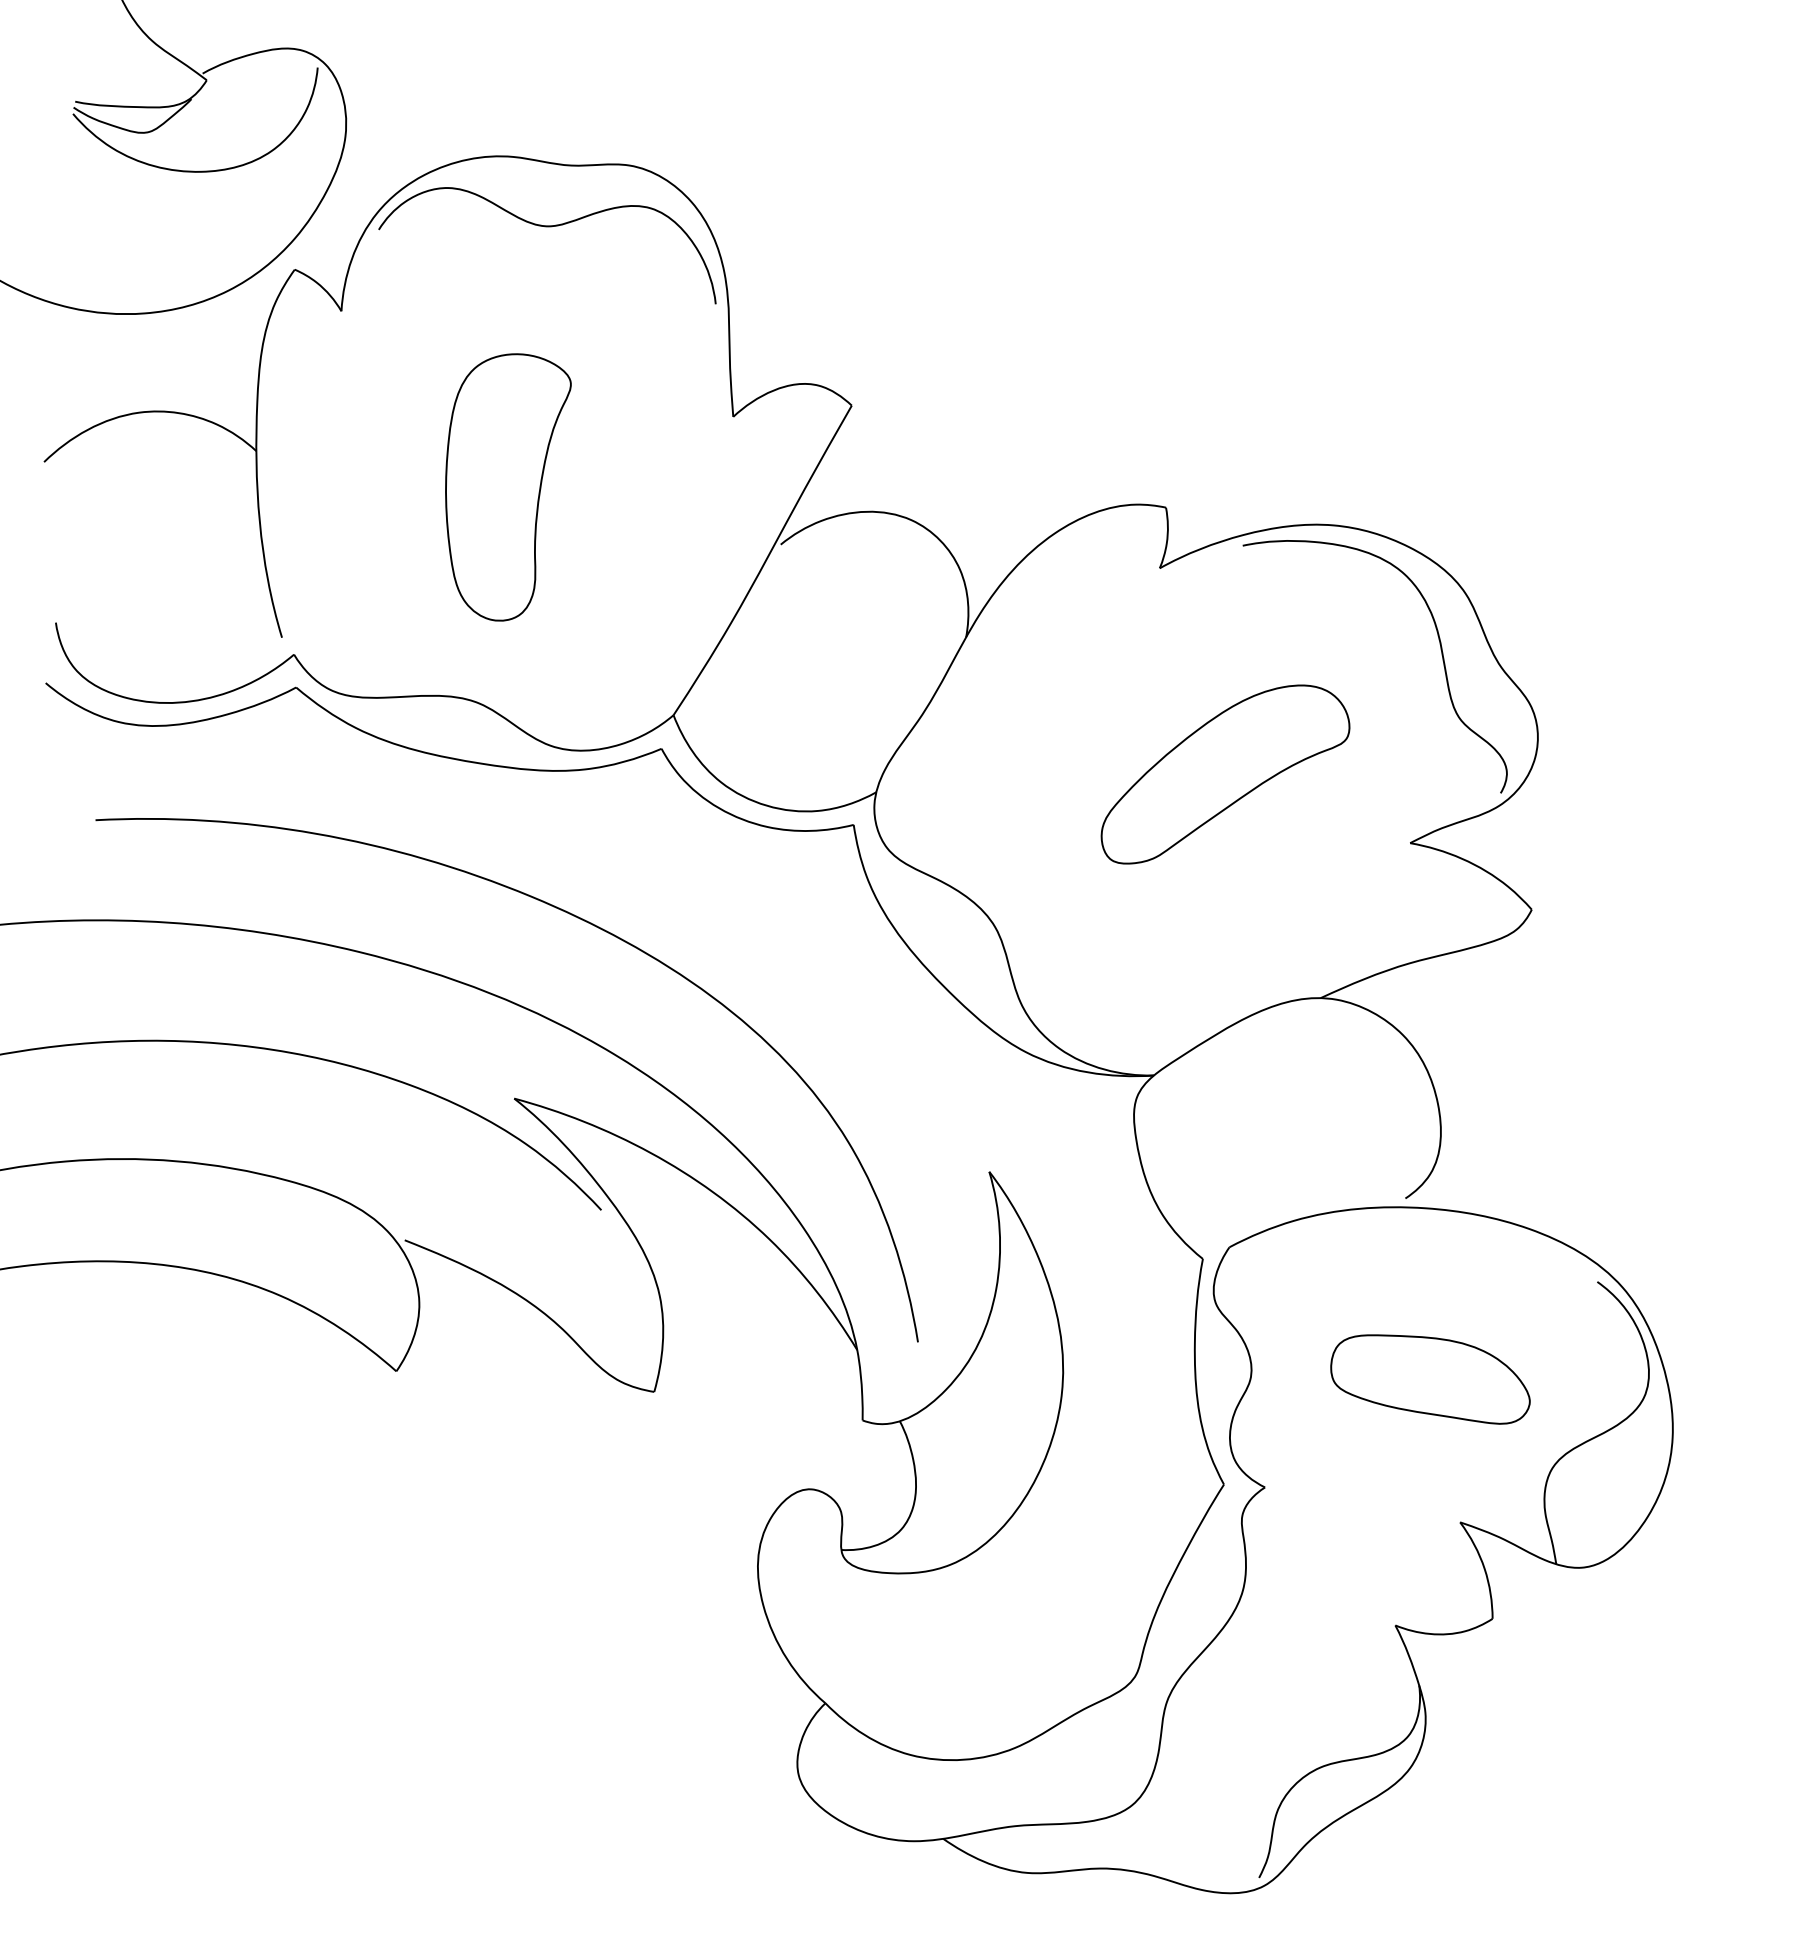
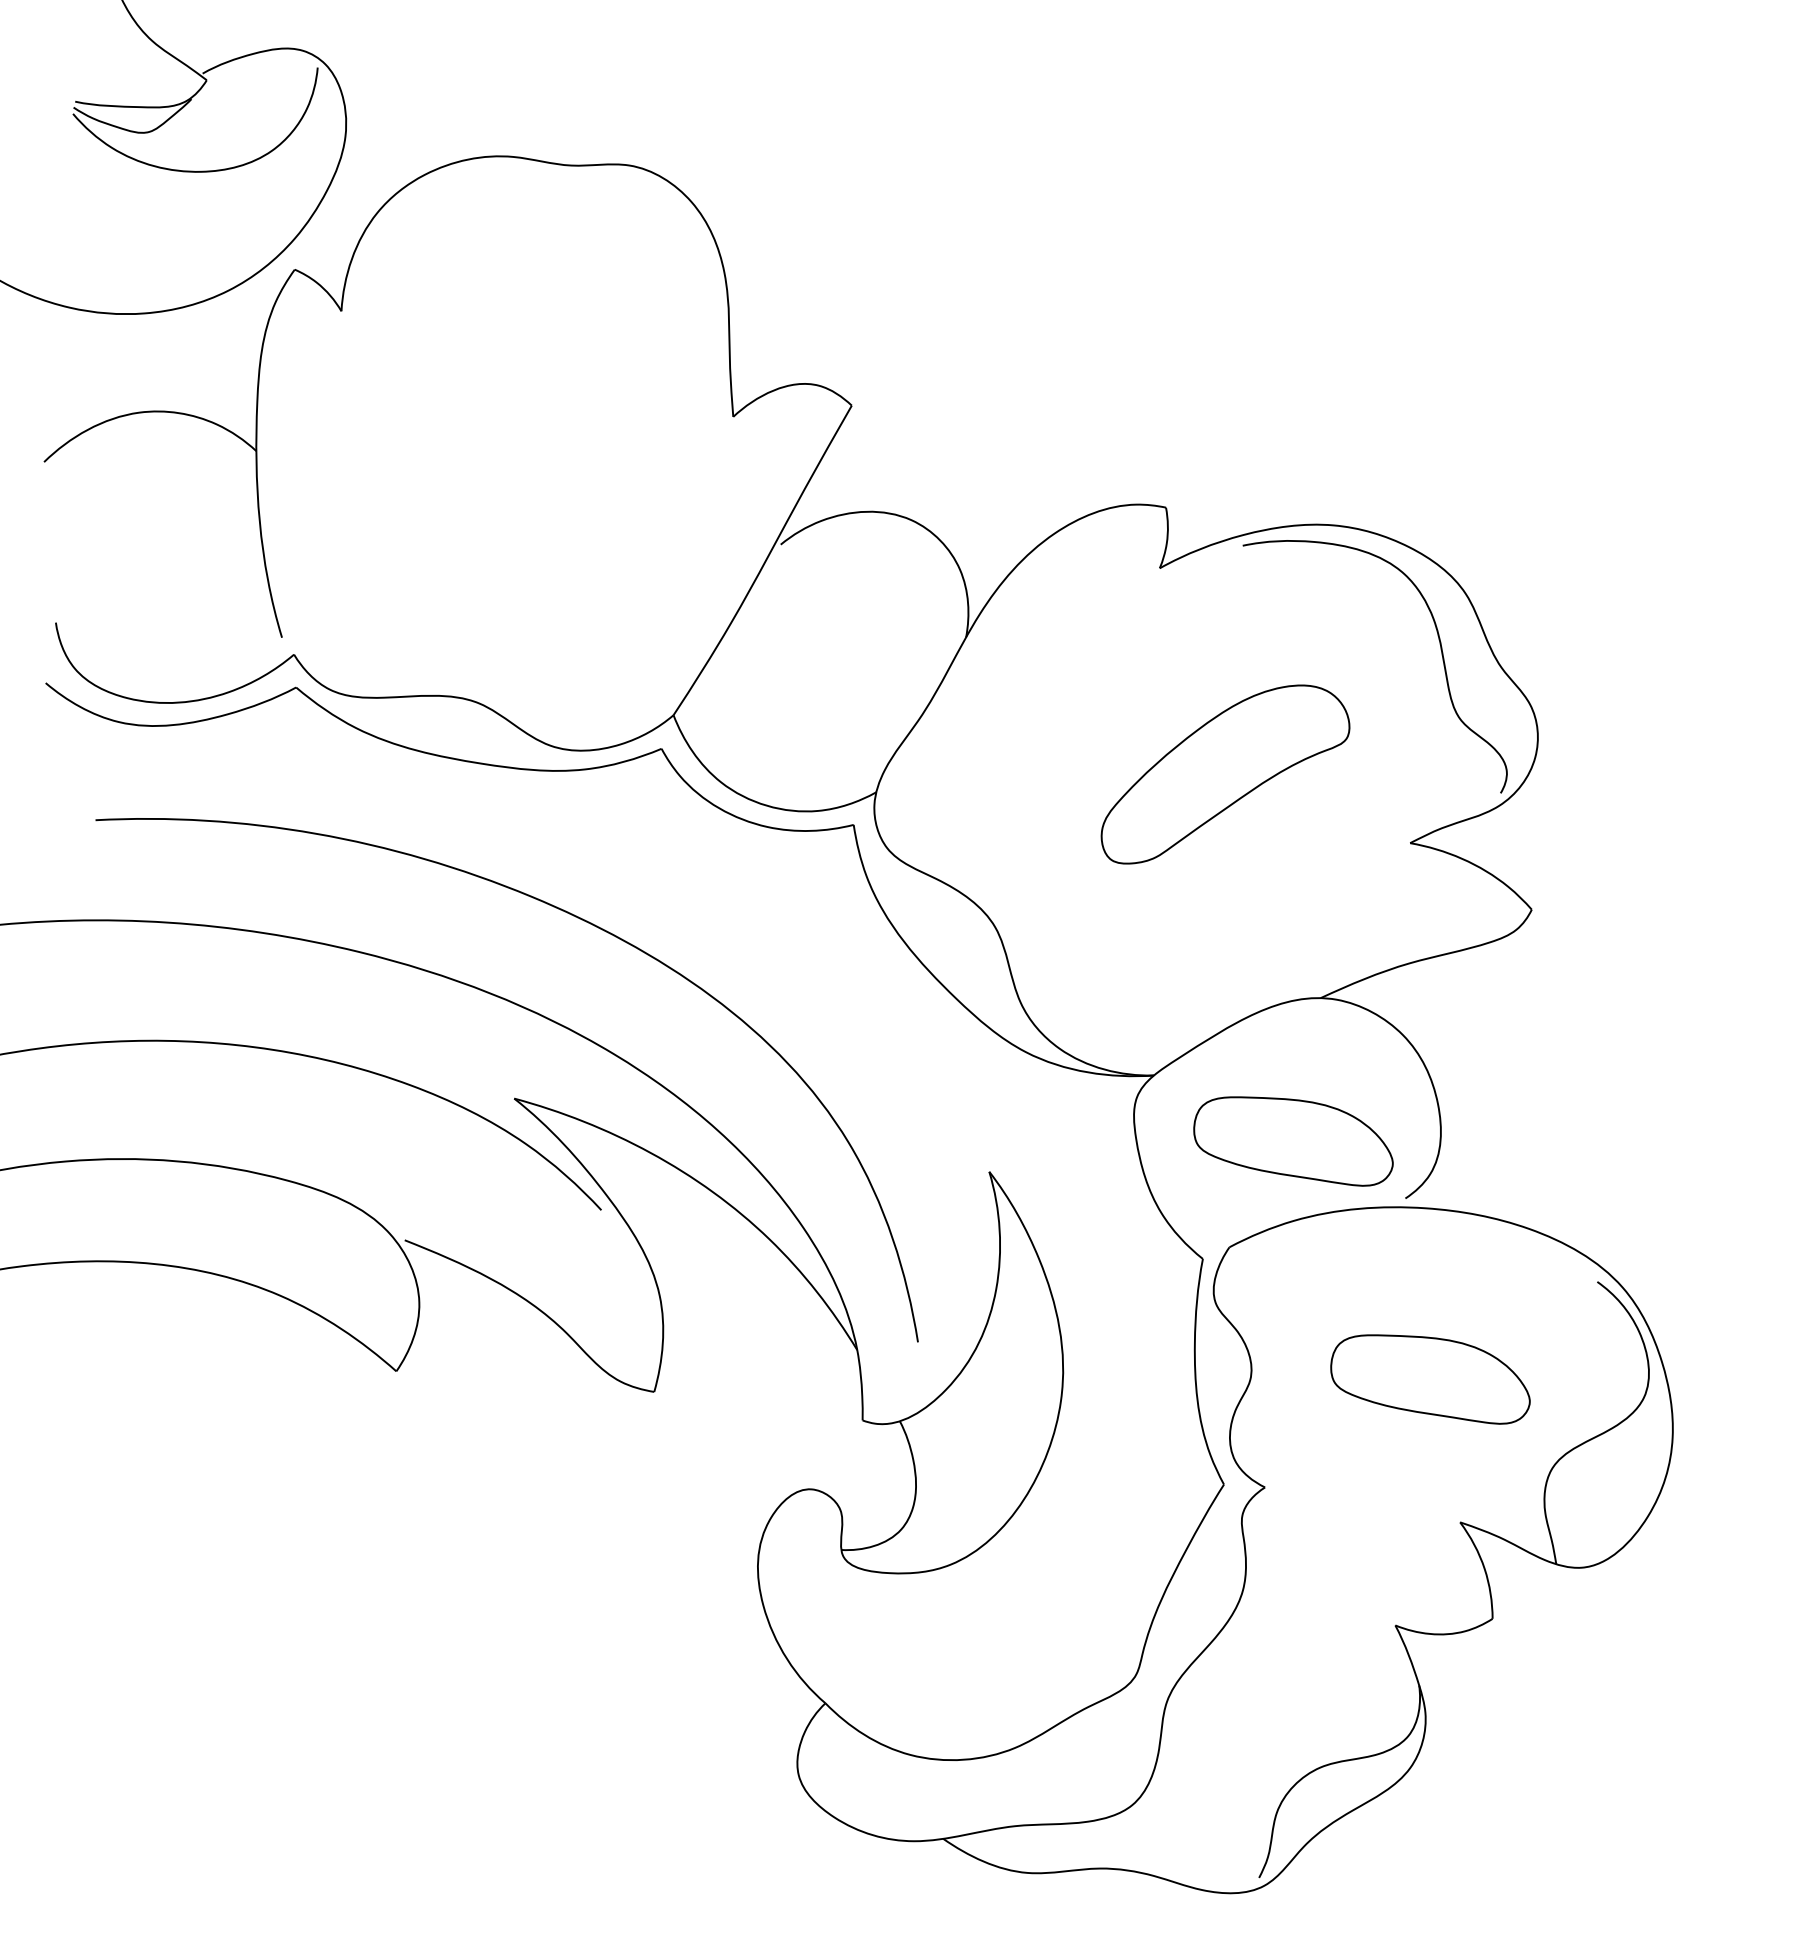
curve: present -> none (547, 227)
part: present -> none (508, 487)
part: none -> present (1293, 1141)
